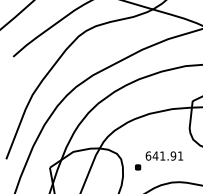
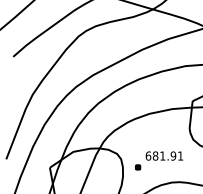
text: 641.91 -> 681.91 (155, 155)
